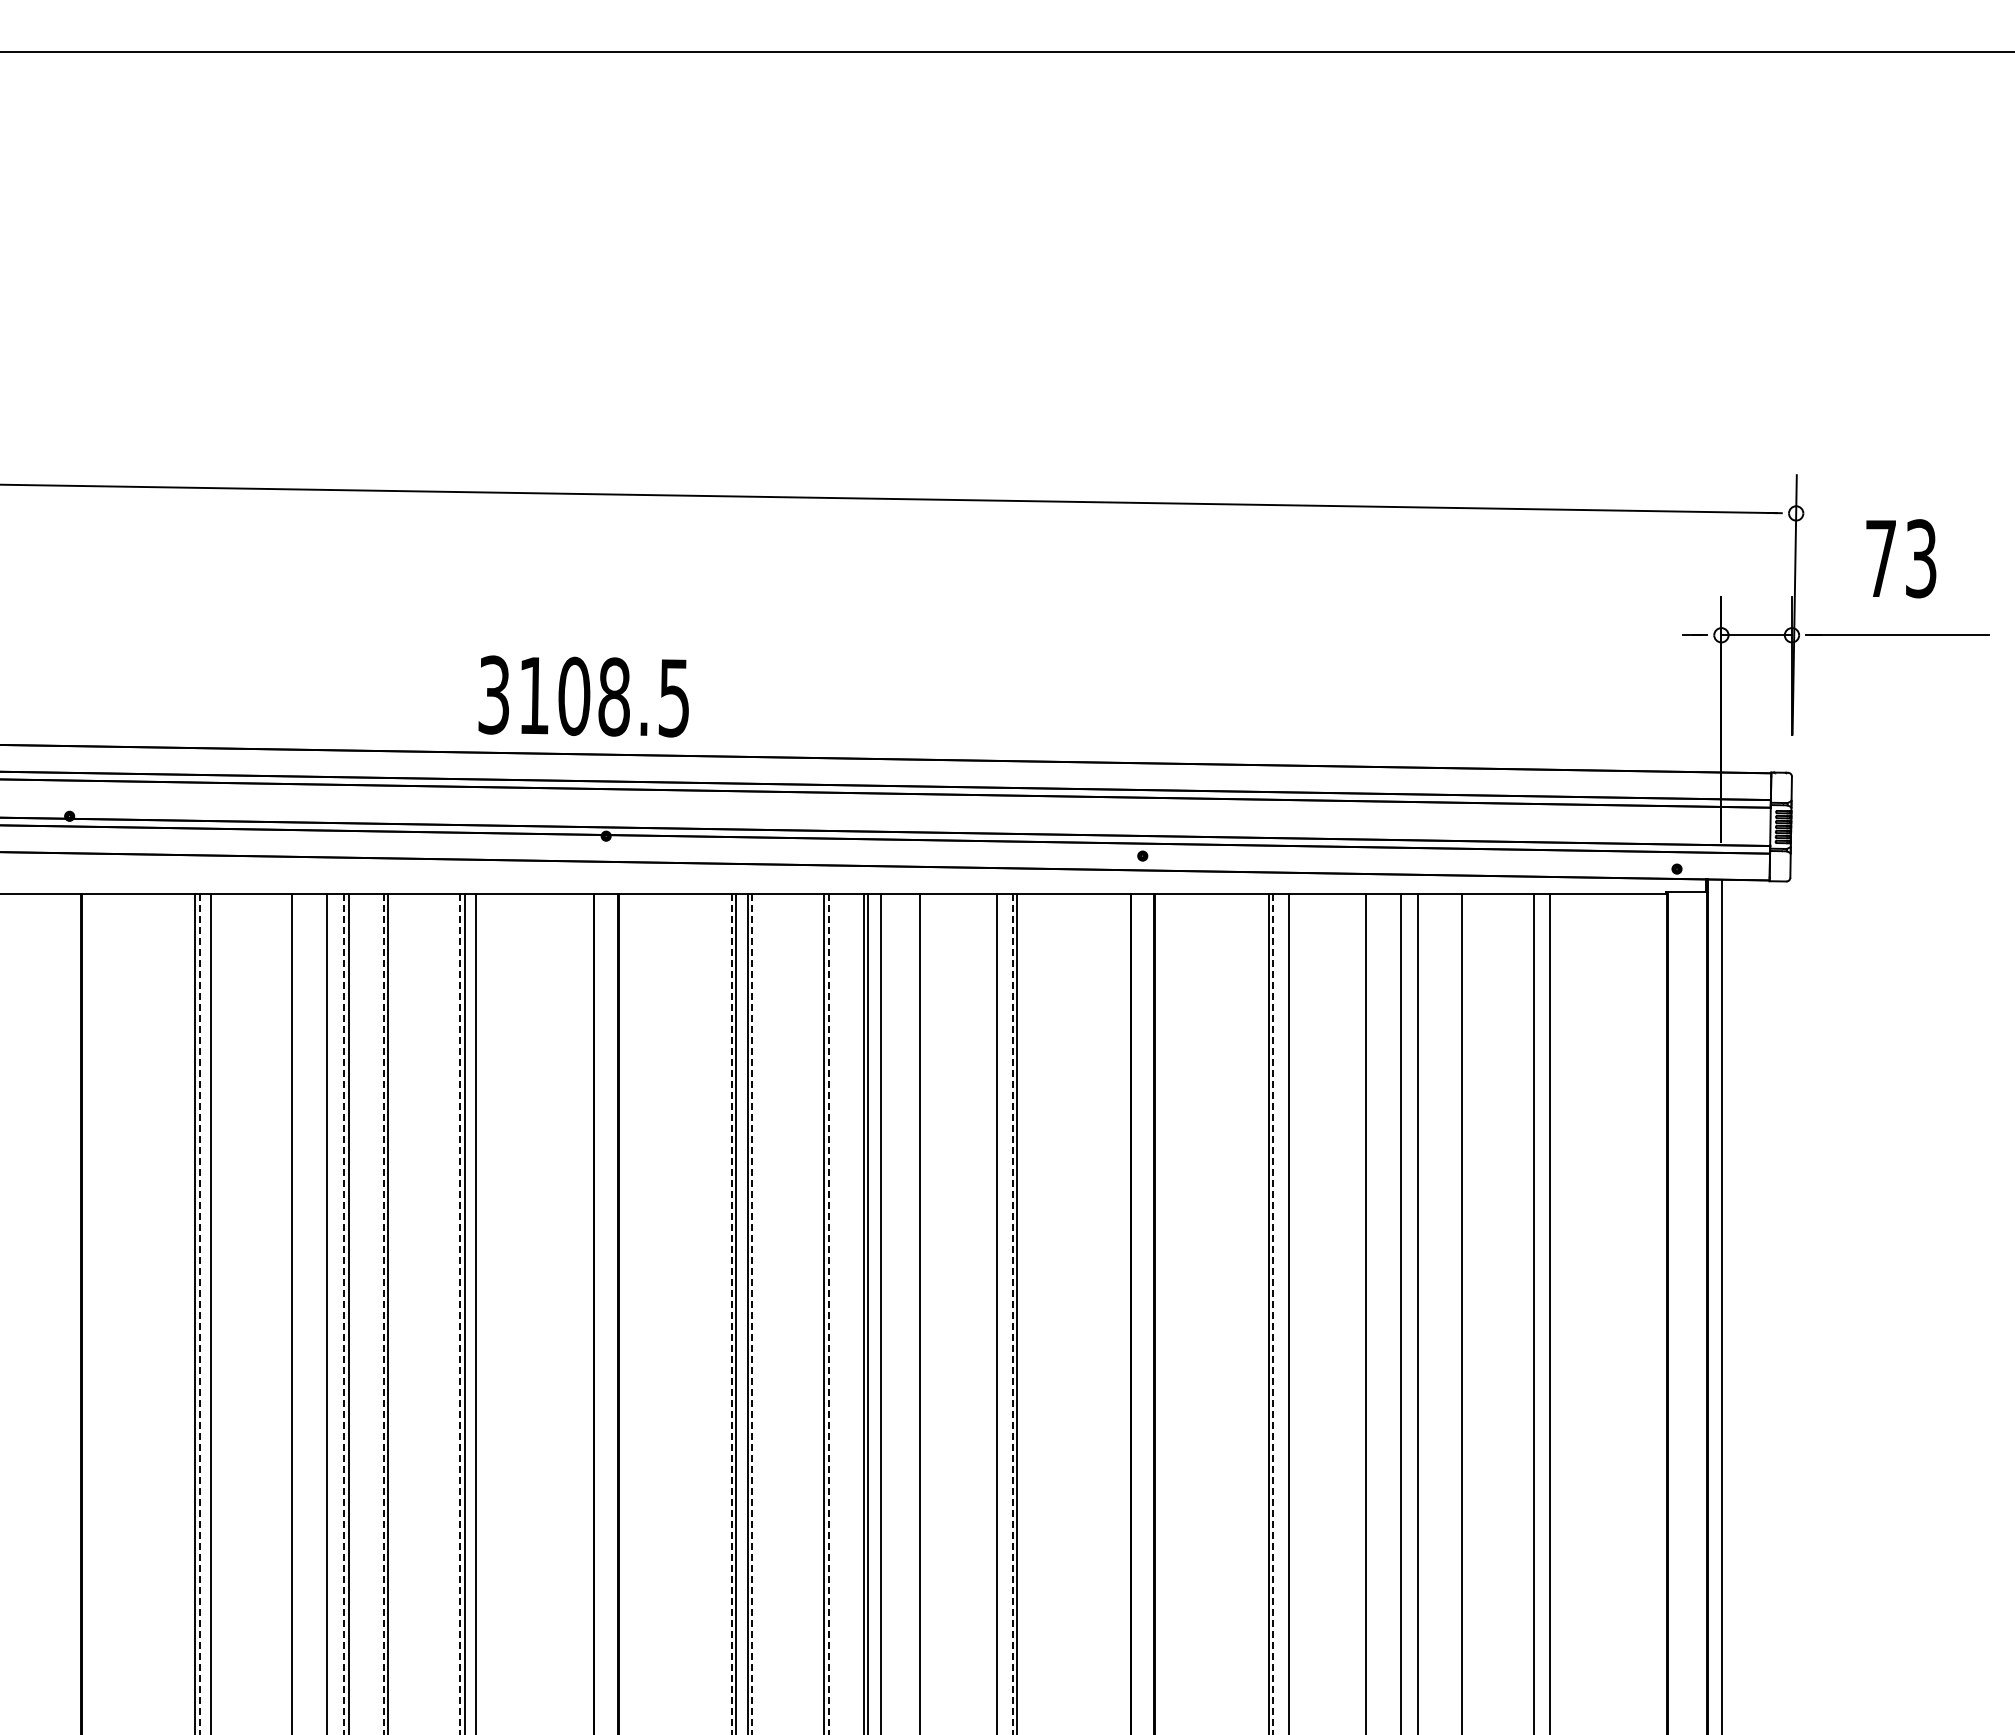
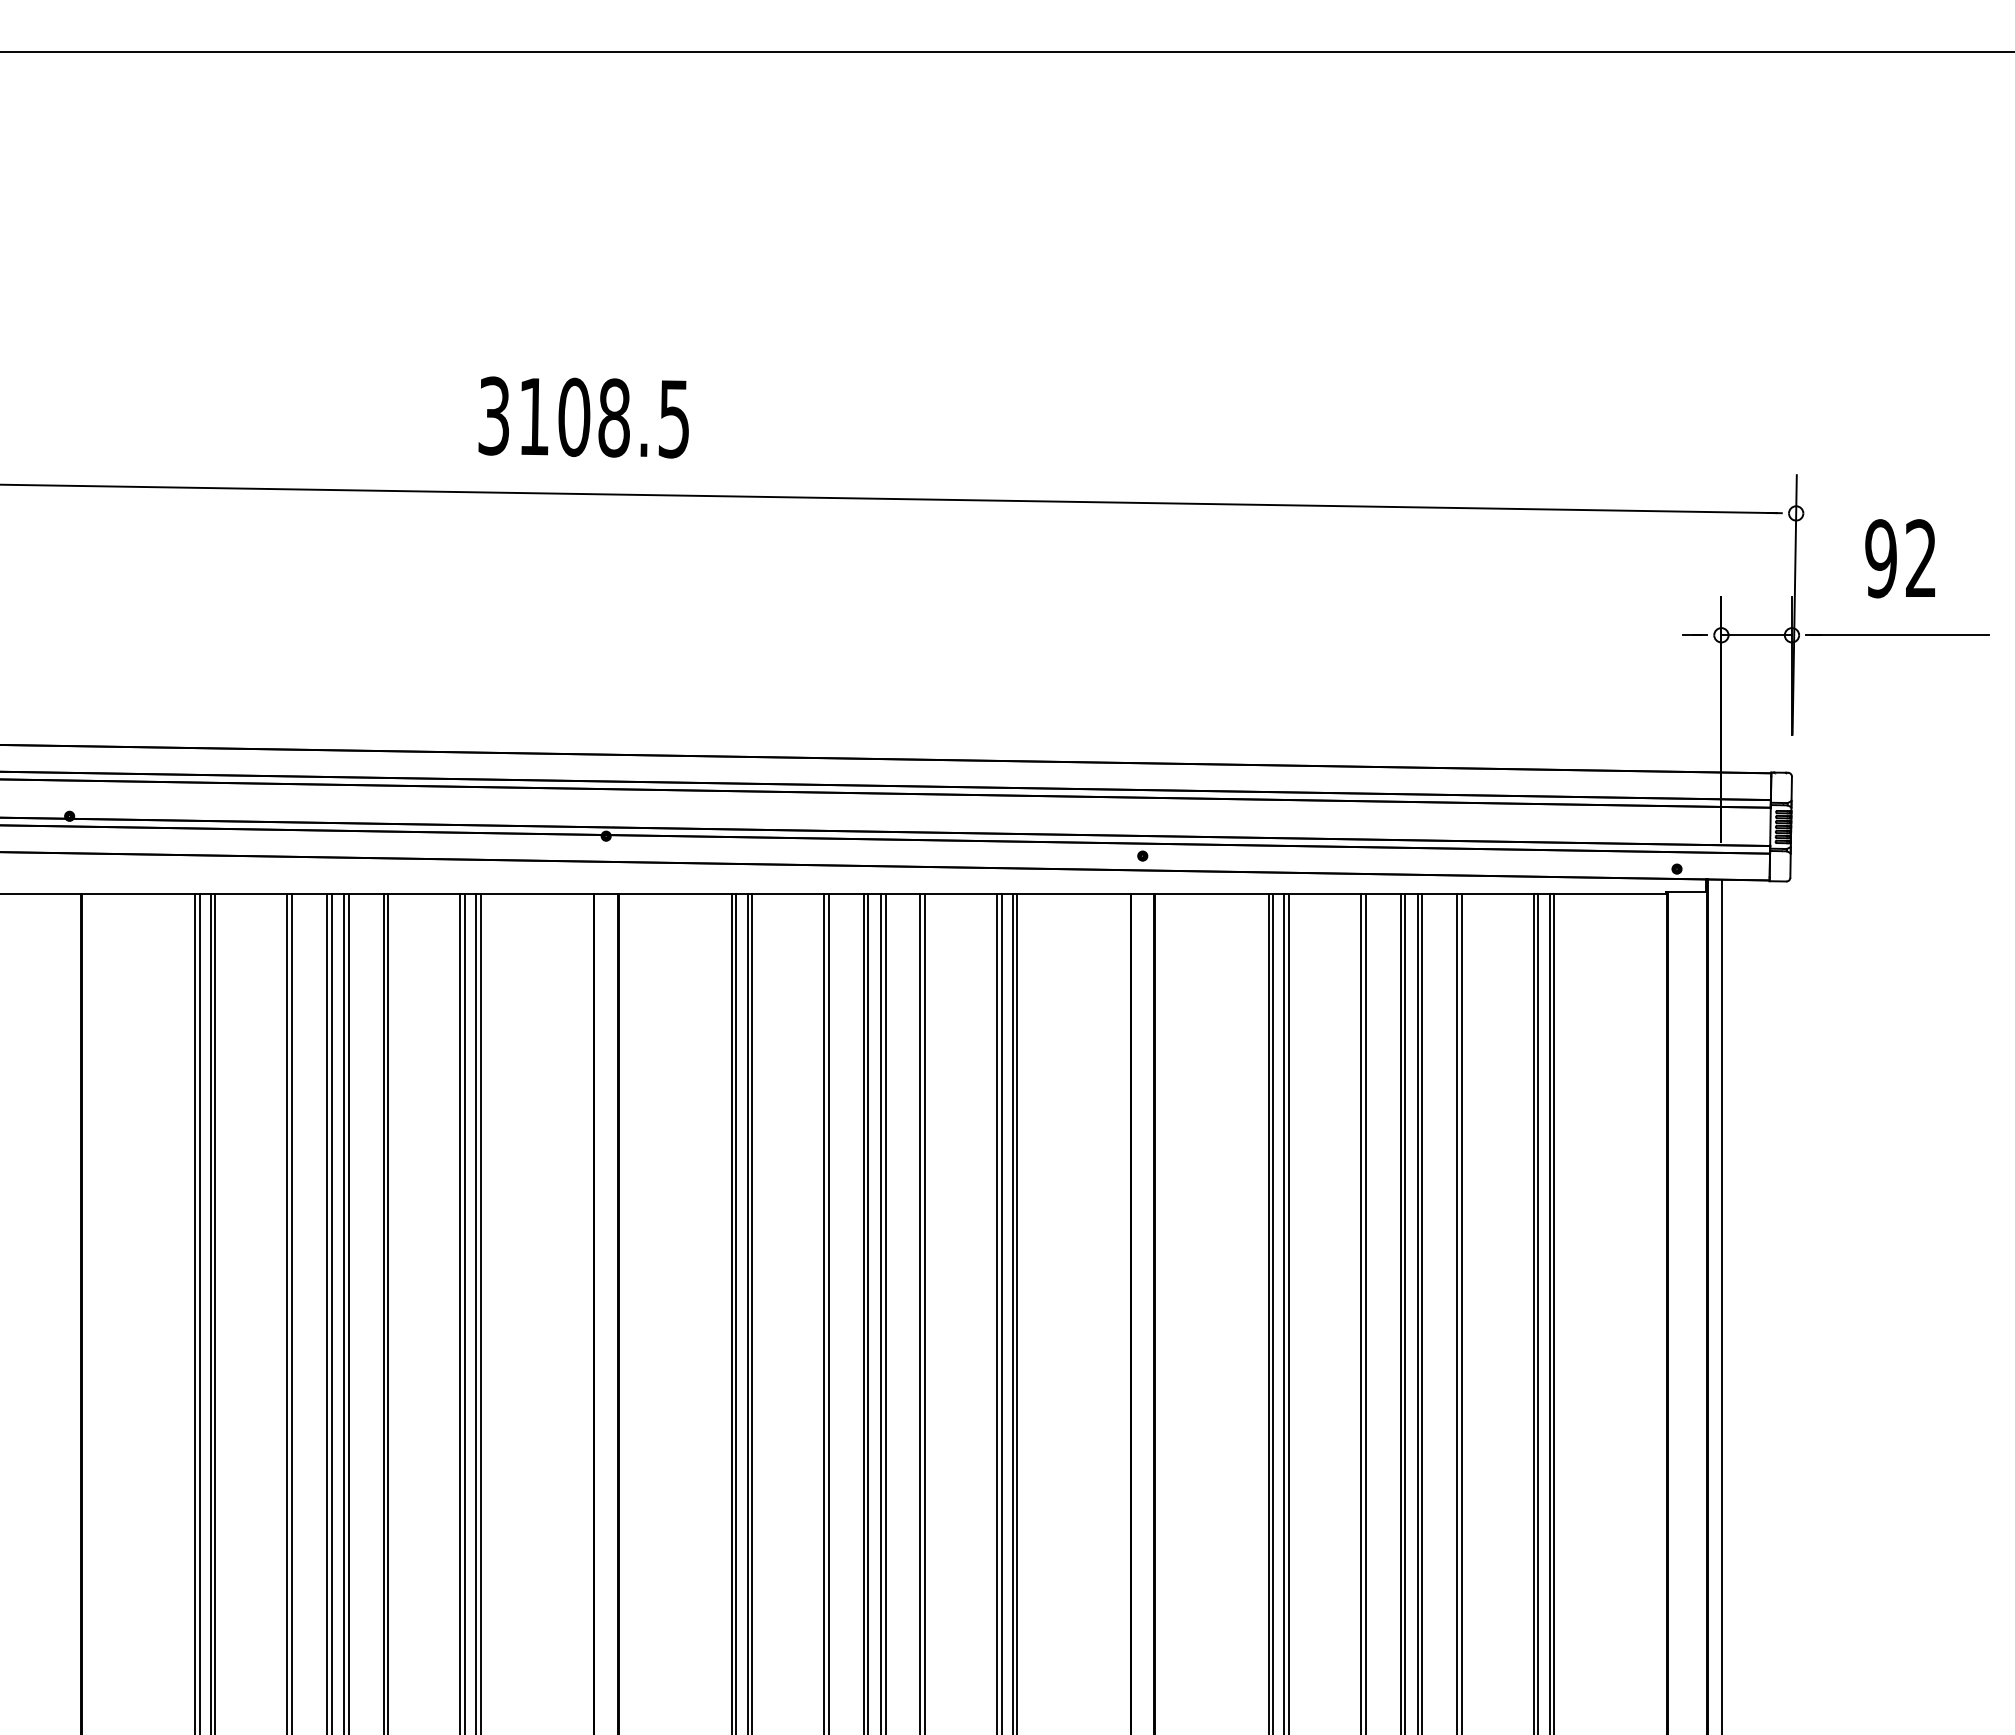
text: 73 -> 92 (1900, 558)
text position: (583, 696) -> (583, 417) (583, 417)
line: none -> present (215, 1312)
line: none -> present (287, 1312)
line: none -> present (331, 1312)
line: none -> present (480, 1312)
line: none -> present (885, 1312)
line: none -> present (925, 1312)
line: none -> present (1001, 1312)
line: none -> present (1284, 1312)
line: none -> present (1360, 1312)
line: none -> present (1405, 1312)
line: none -> present (1422, 1312)
line: none -> present (1457, 1312)
line: none -> present (1538, 1312)
line: none -> present (1554, 1312)
line: dashed -> solid (199, 1314)
line: dashed -> solid (344, 1314)
line: dashed -> solid (383, 1314)
line: dashed -> solid (460, 1314)
line: dashed -> solid (731, 1314)
line: dashed -> solid (752, 1314)
line: dashed -> solid (828, 1314)
line: dashed -> solid (1012, 1314)
line: dashed -> solid (1273, 1314)
